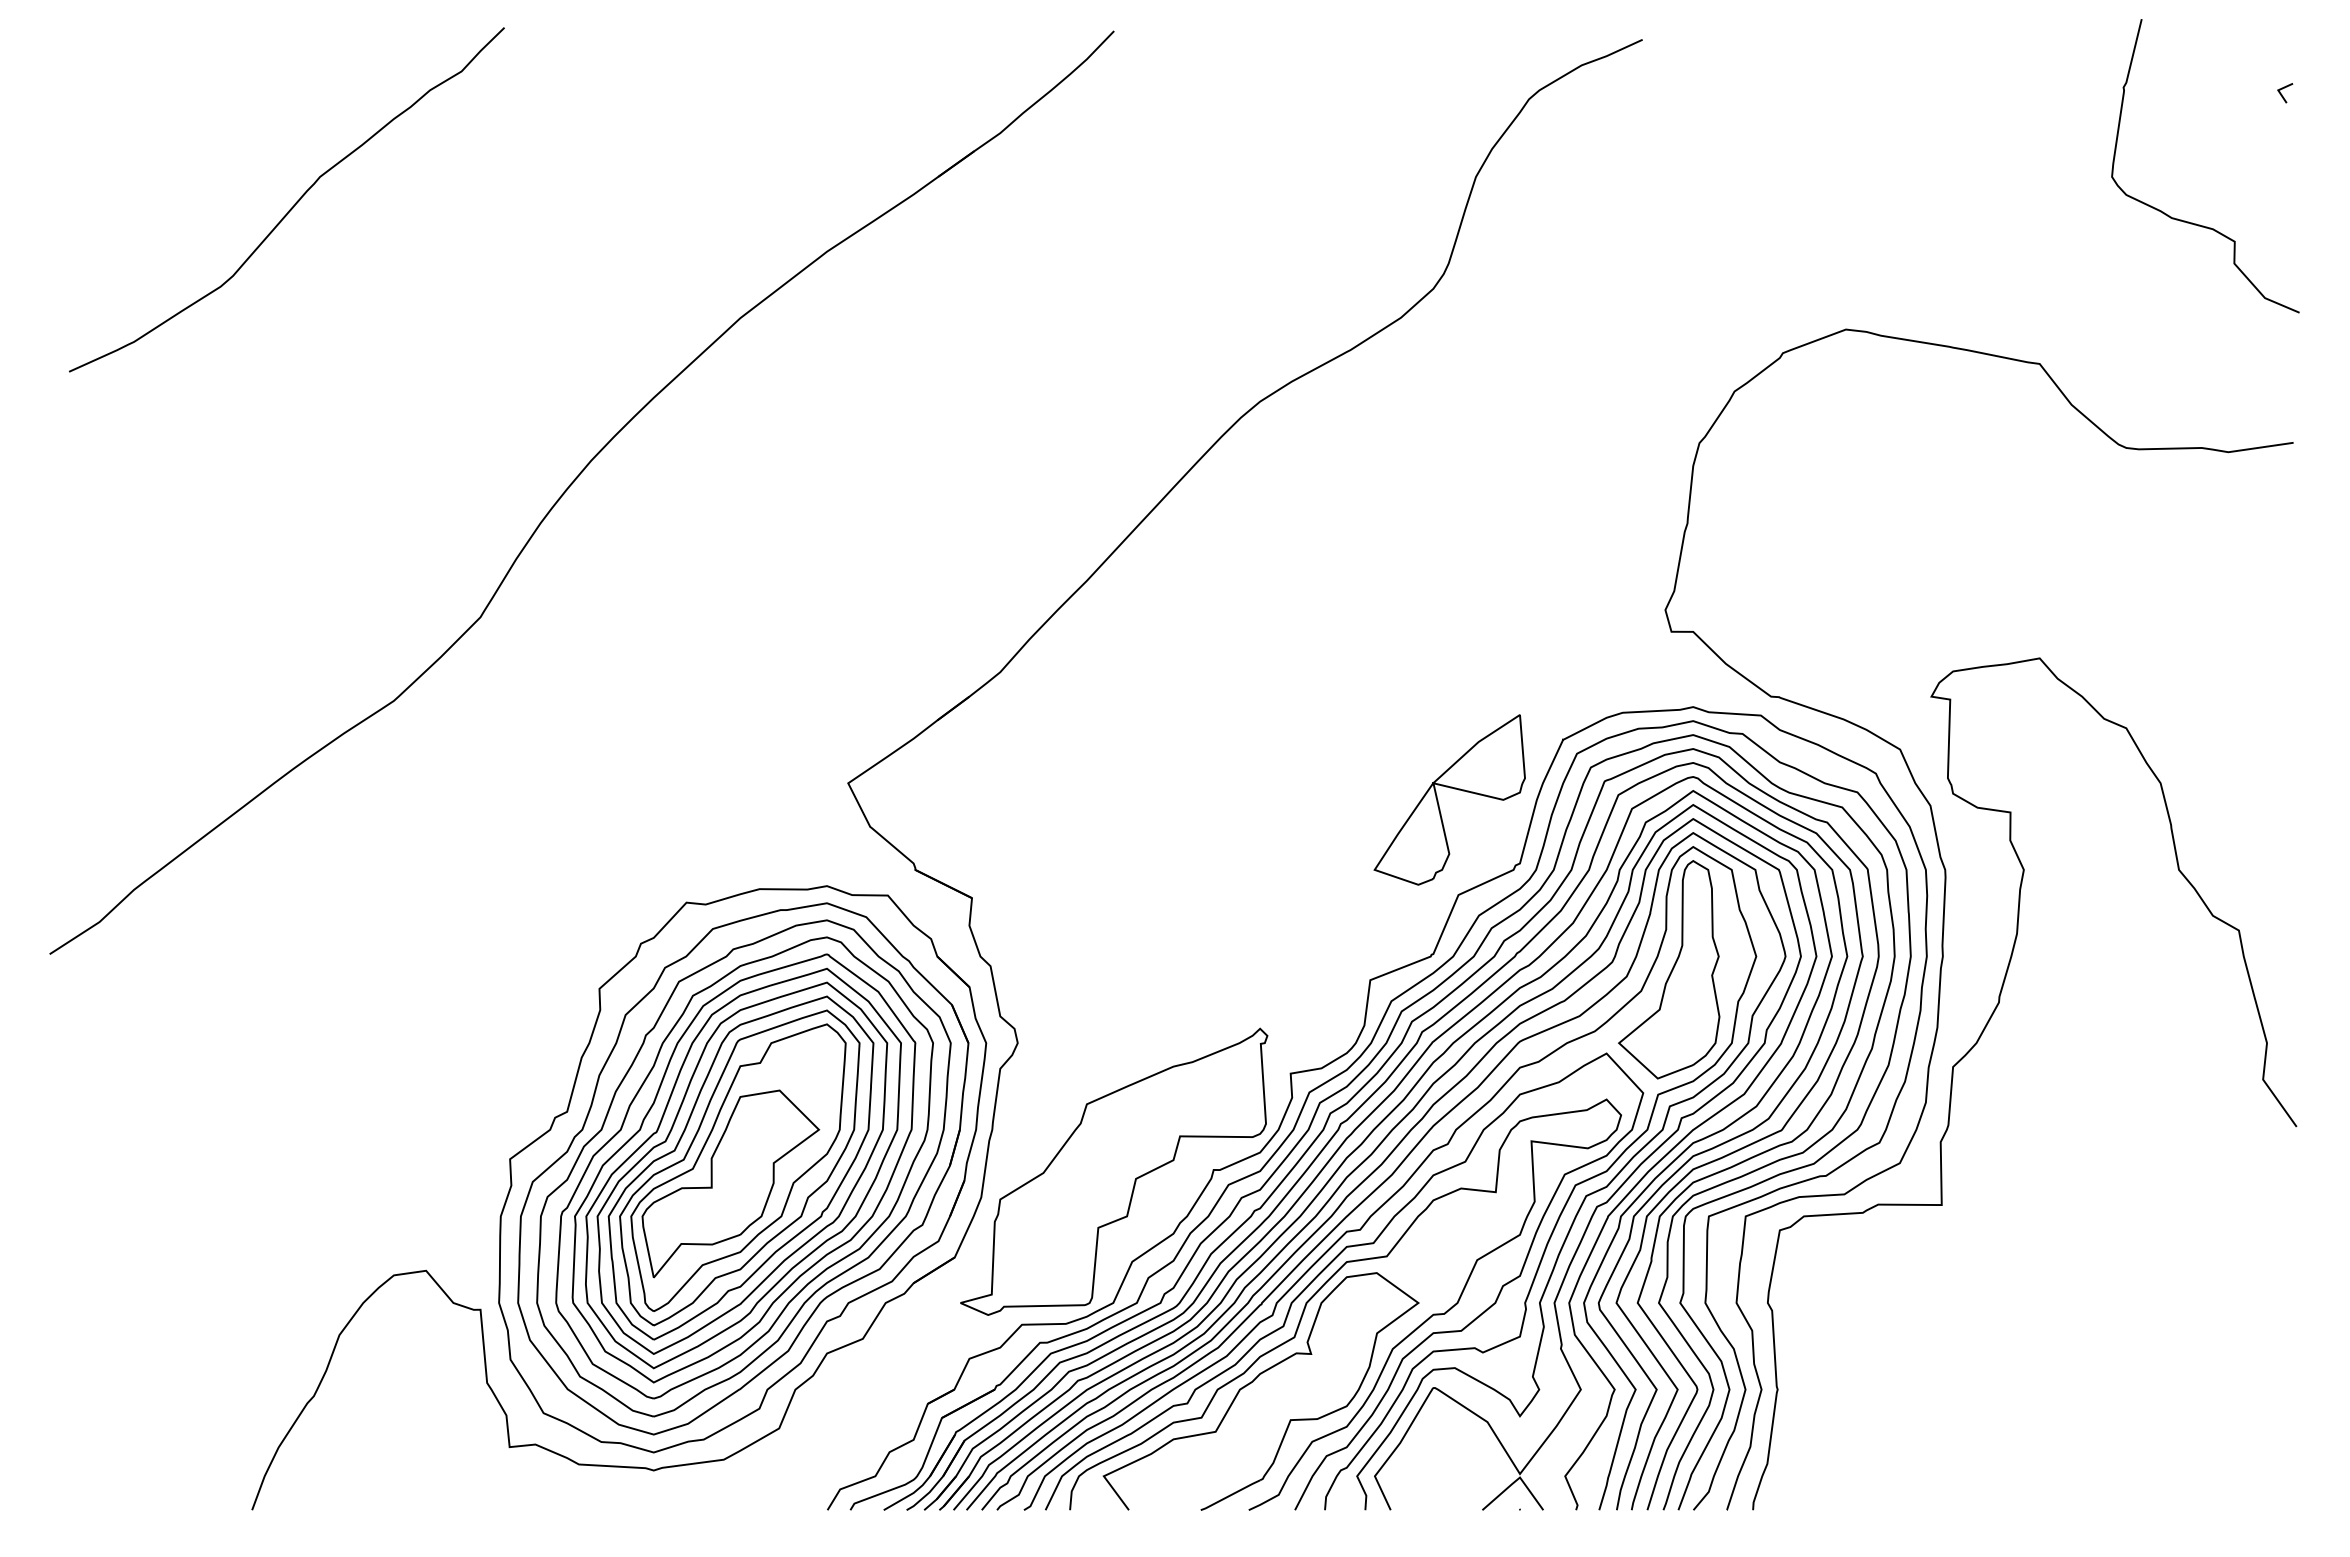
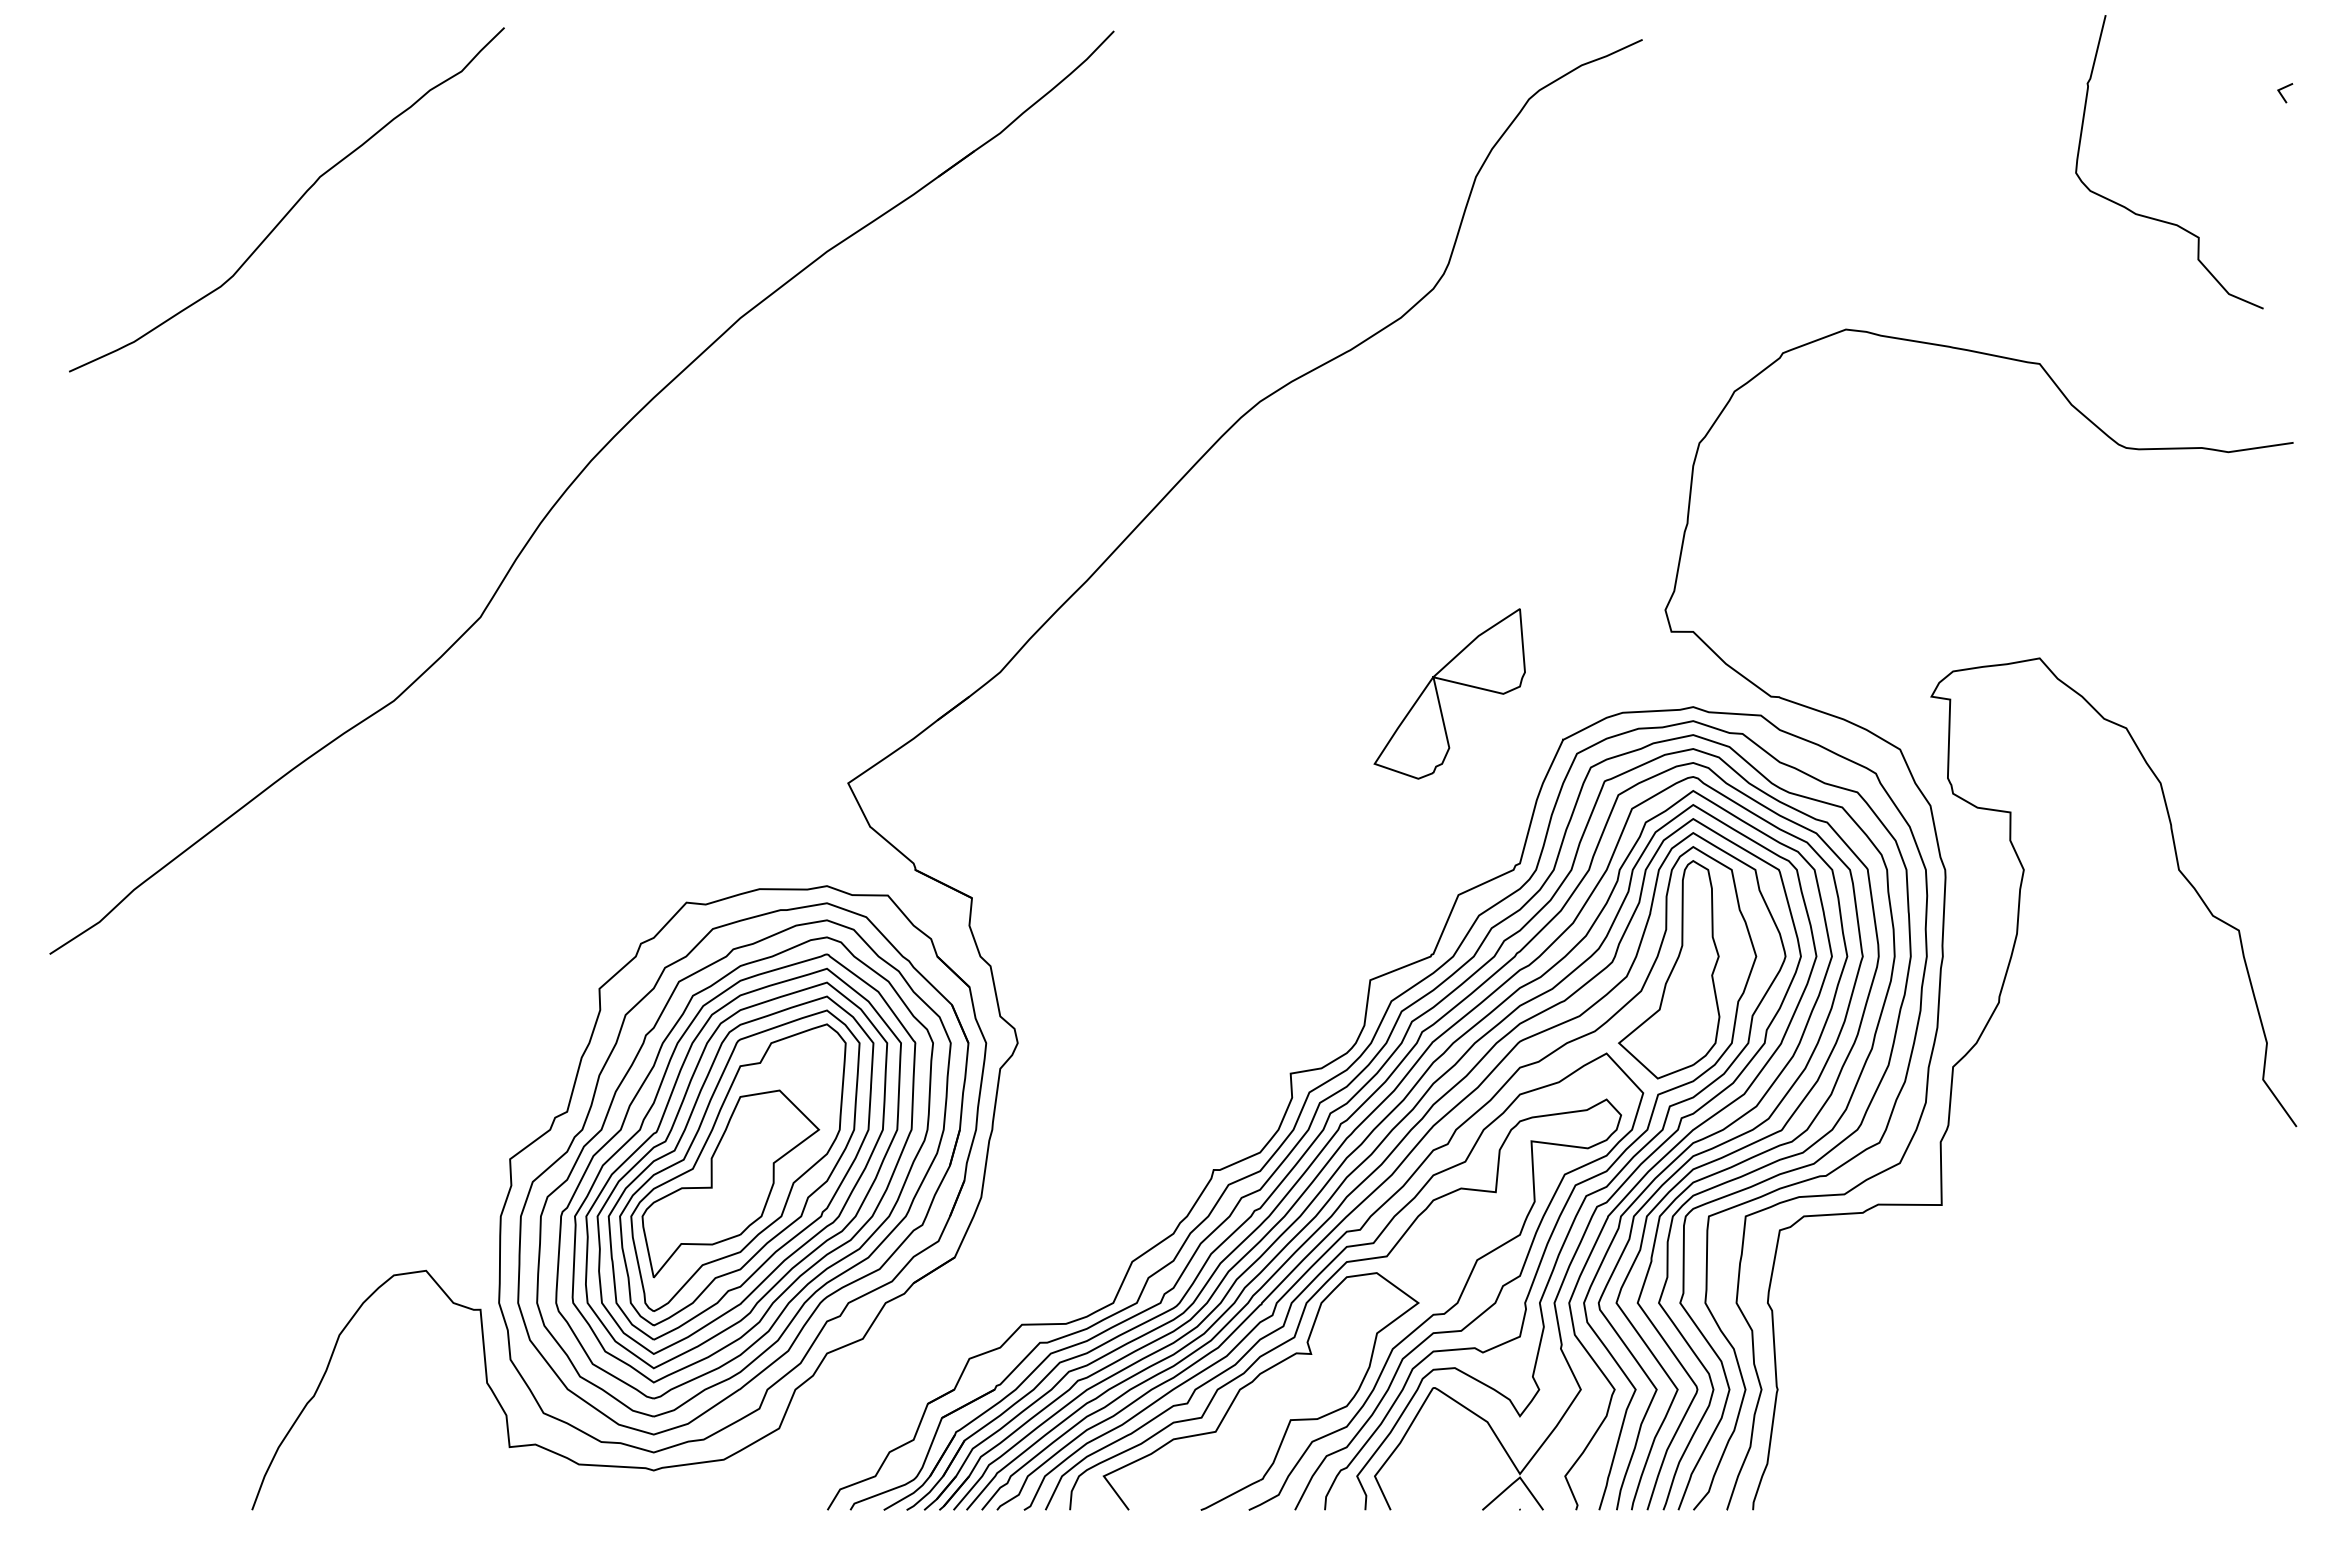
curve position: (2192, 222) -> (2156, 218) (2156, 218)
part position: (1450, 788) -> (1450, 682) (1450, 682)
part: present -> none (1114, 1171)
